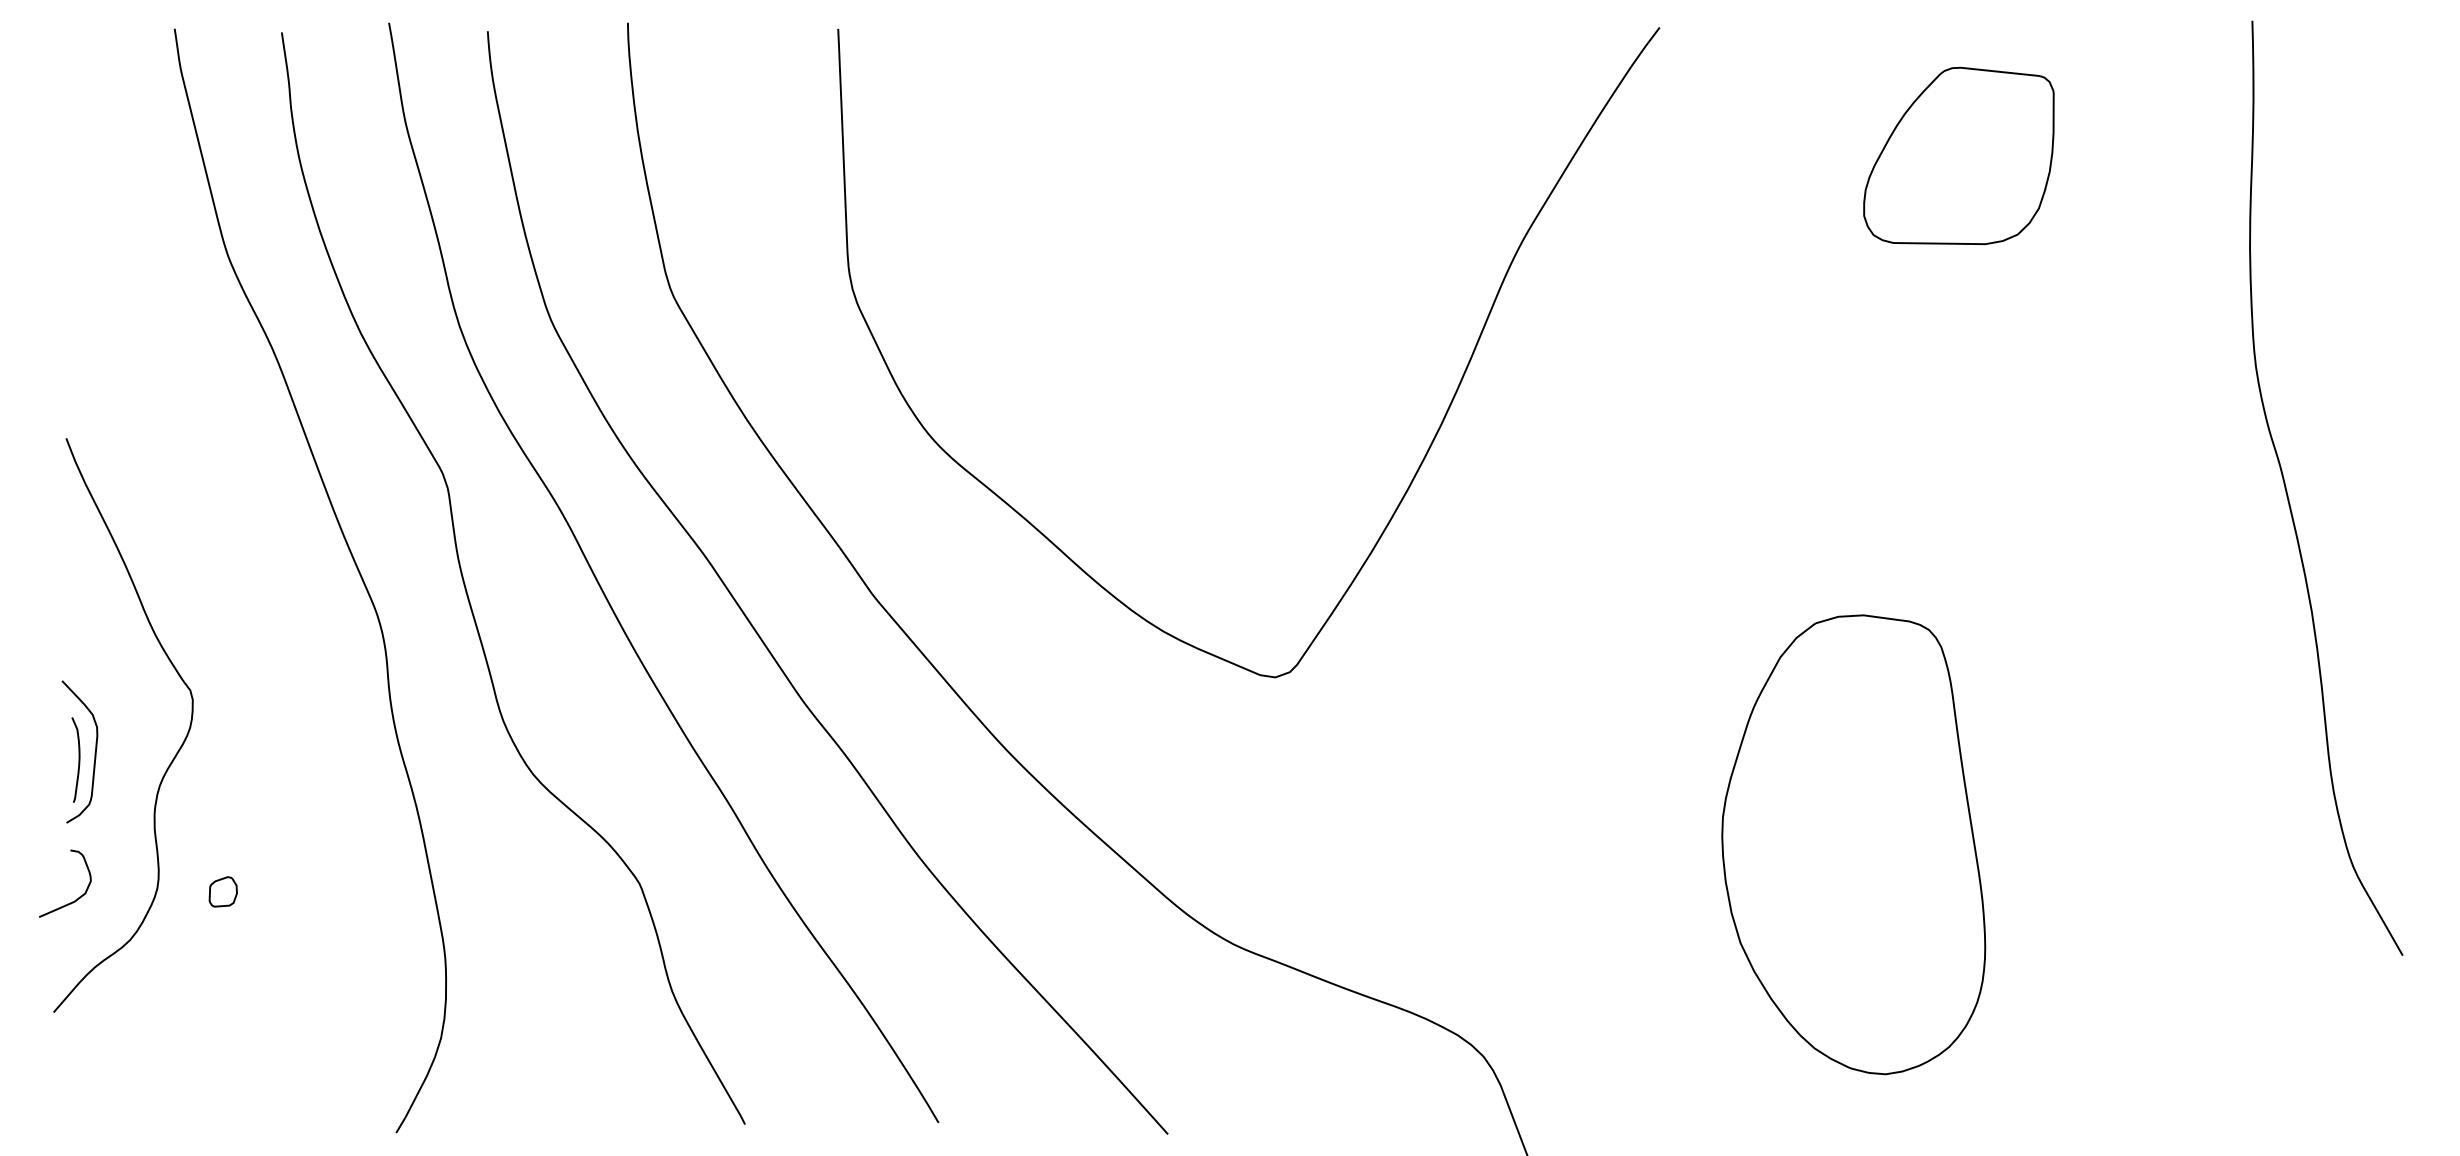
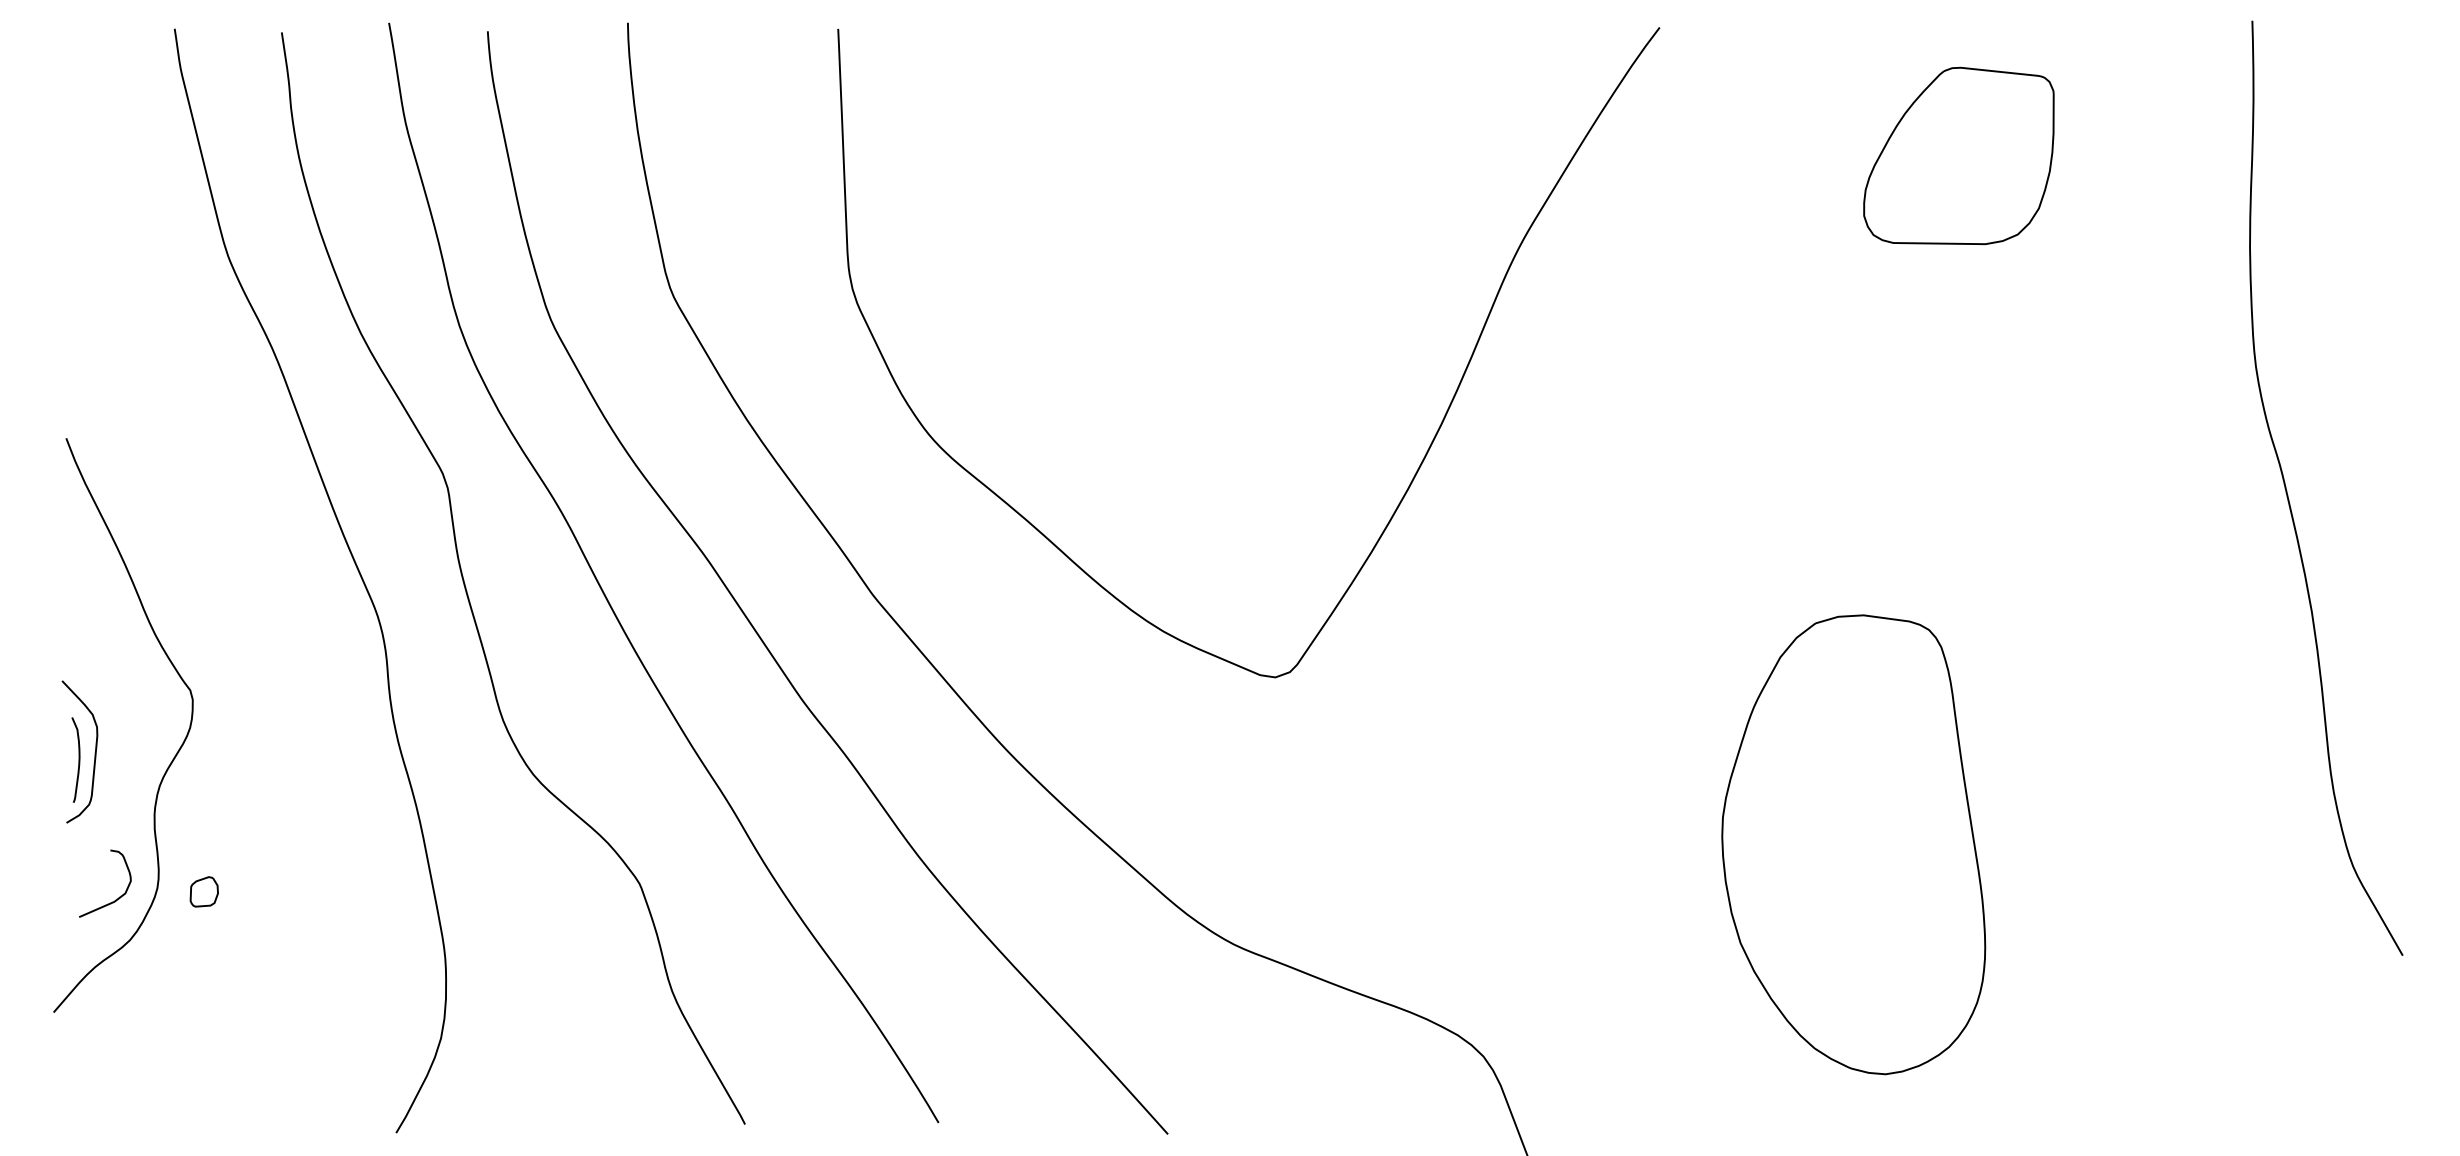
part position: (222, 891) -> (203, 891) (203, 891)
curve position: (75, 899) -> (115, 899) (115, 899)
